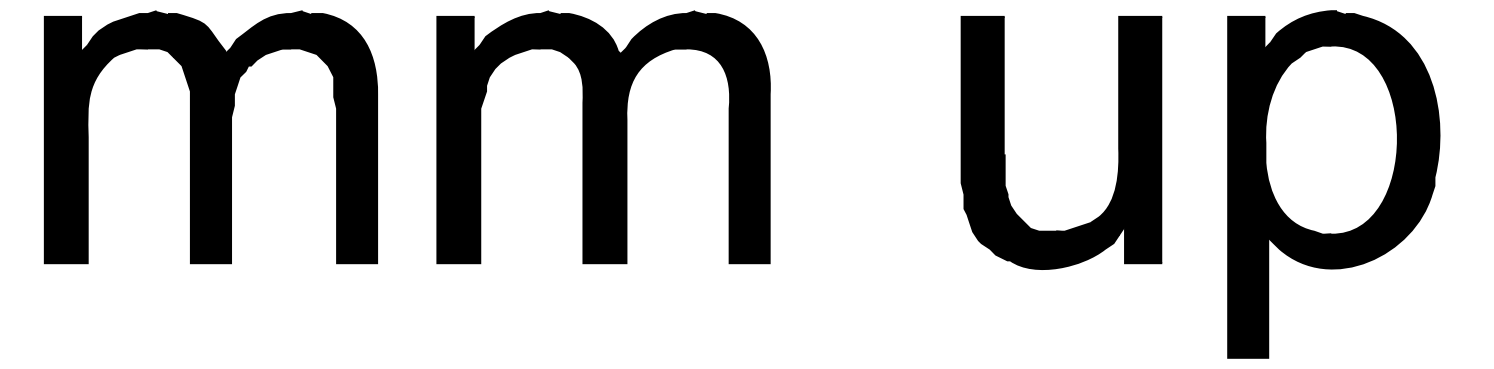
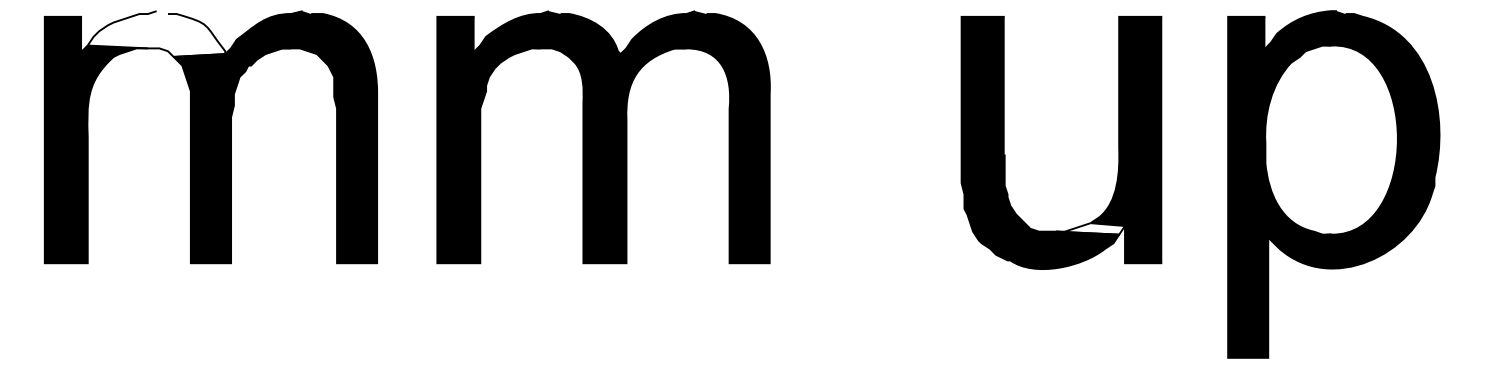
fill: present -> none (156, 33)
fill: present -> none (1090, 228)
